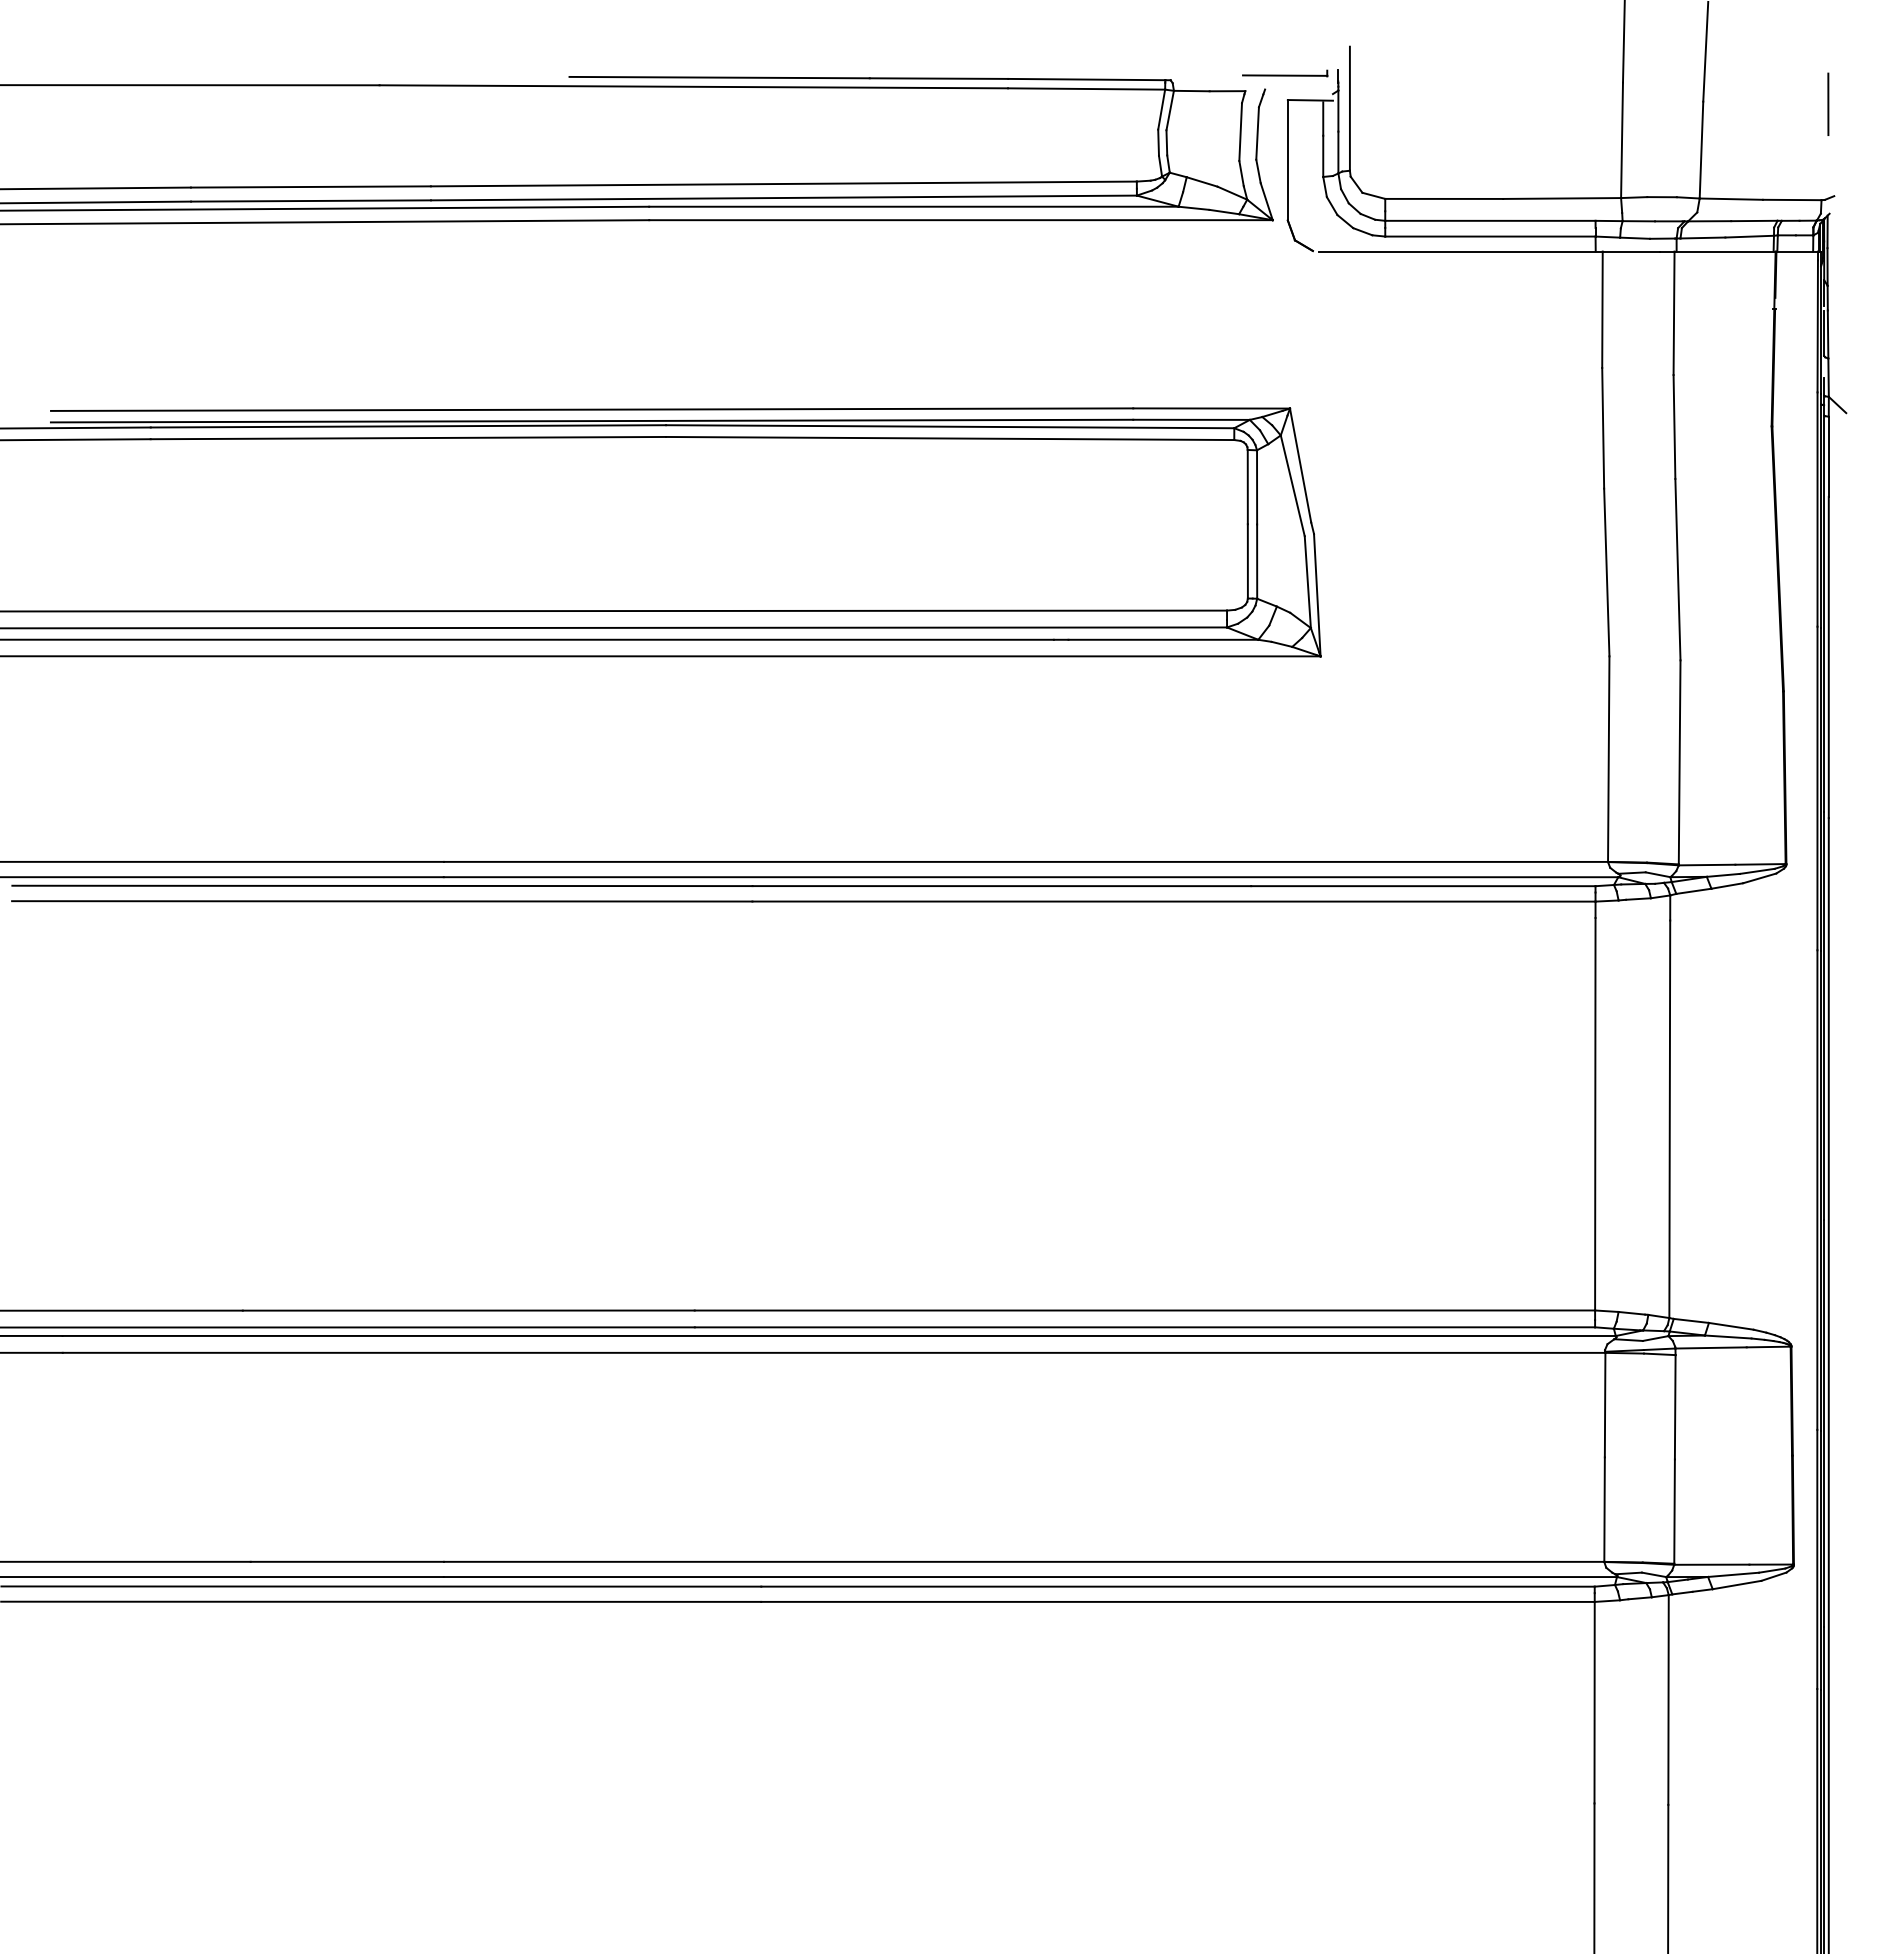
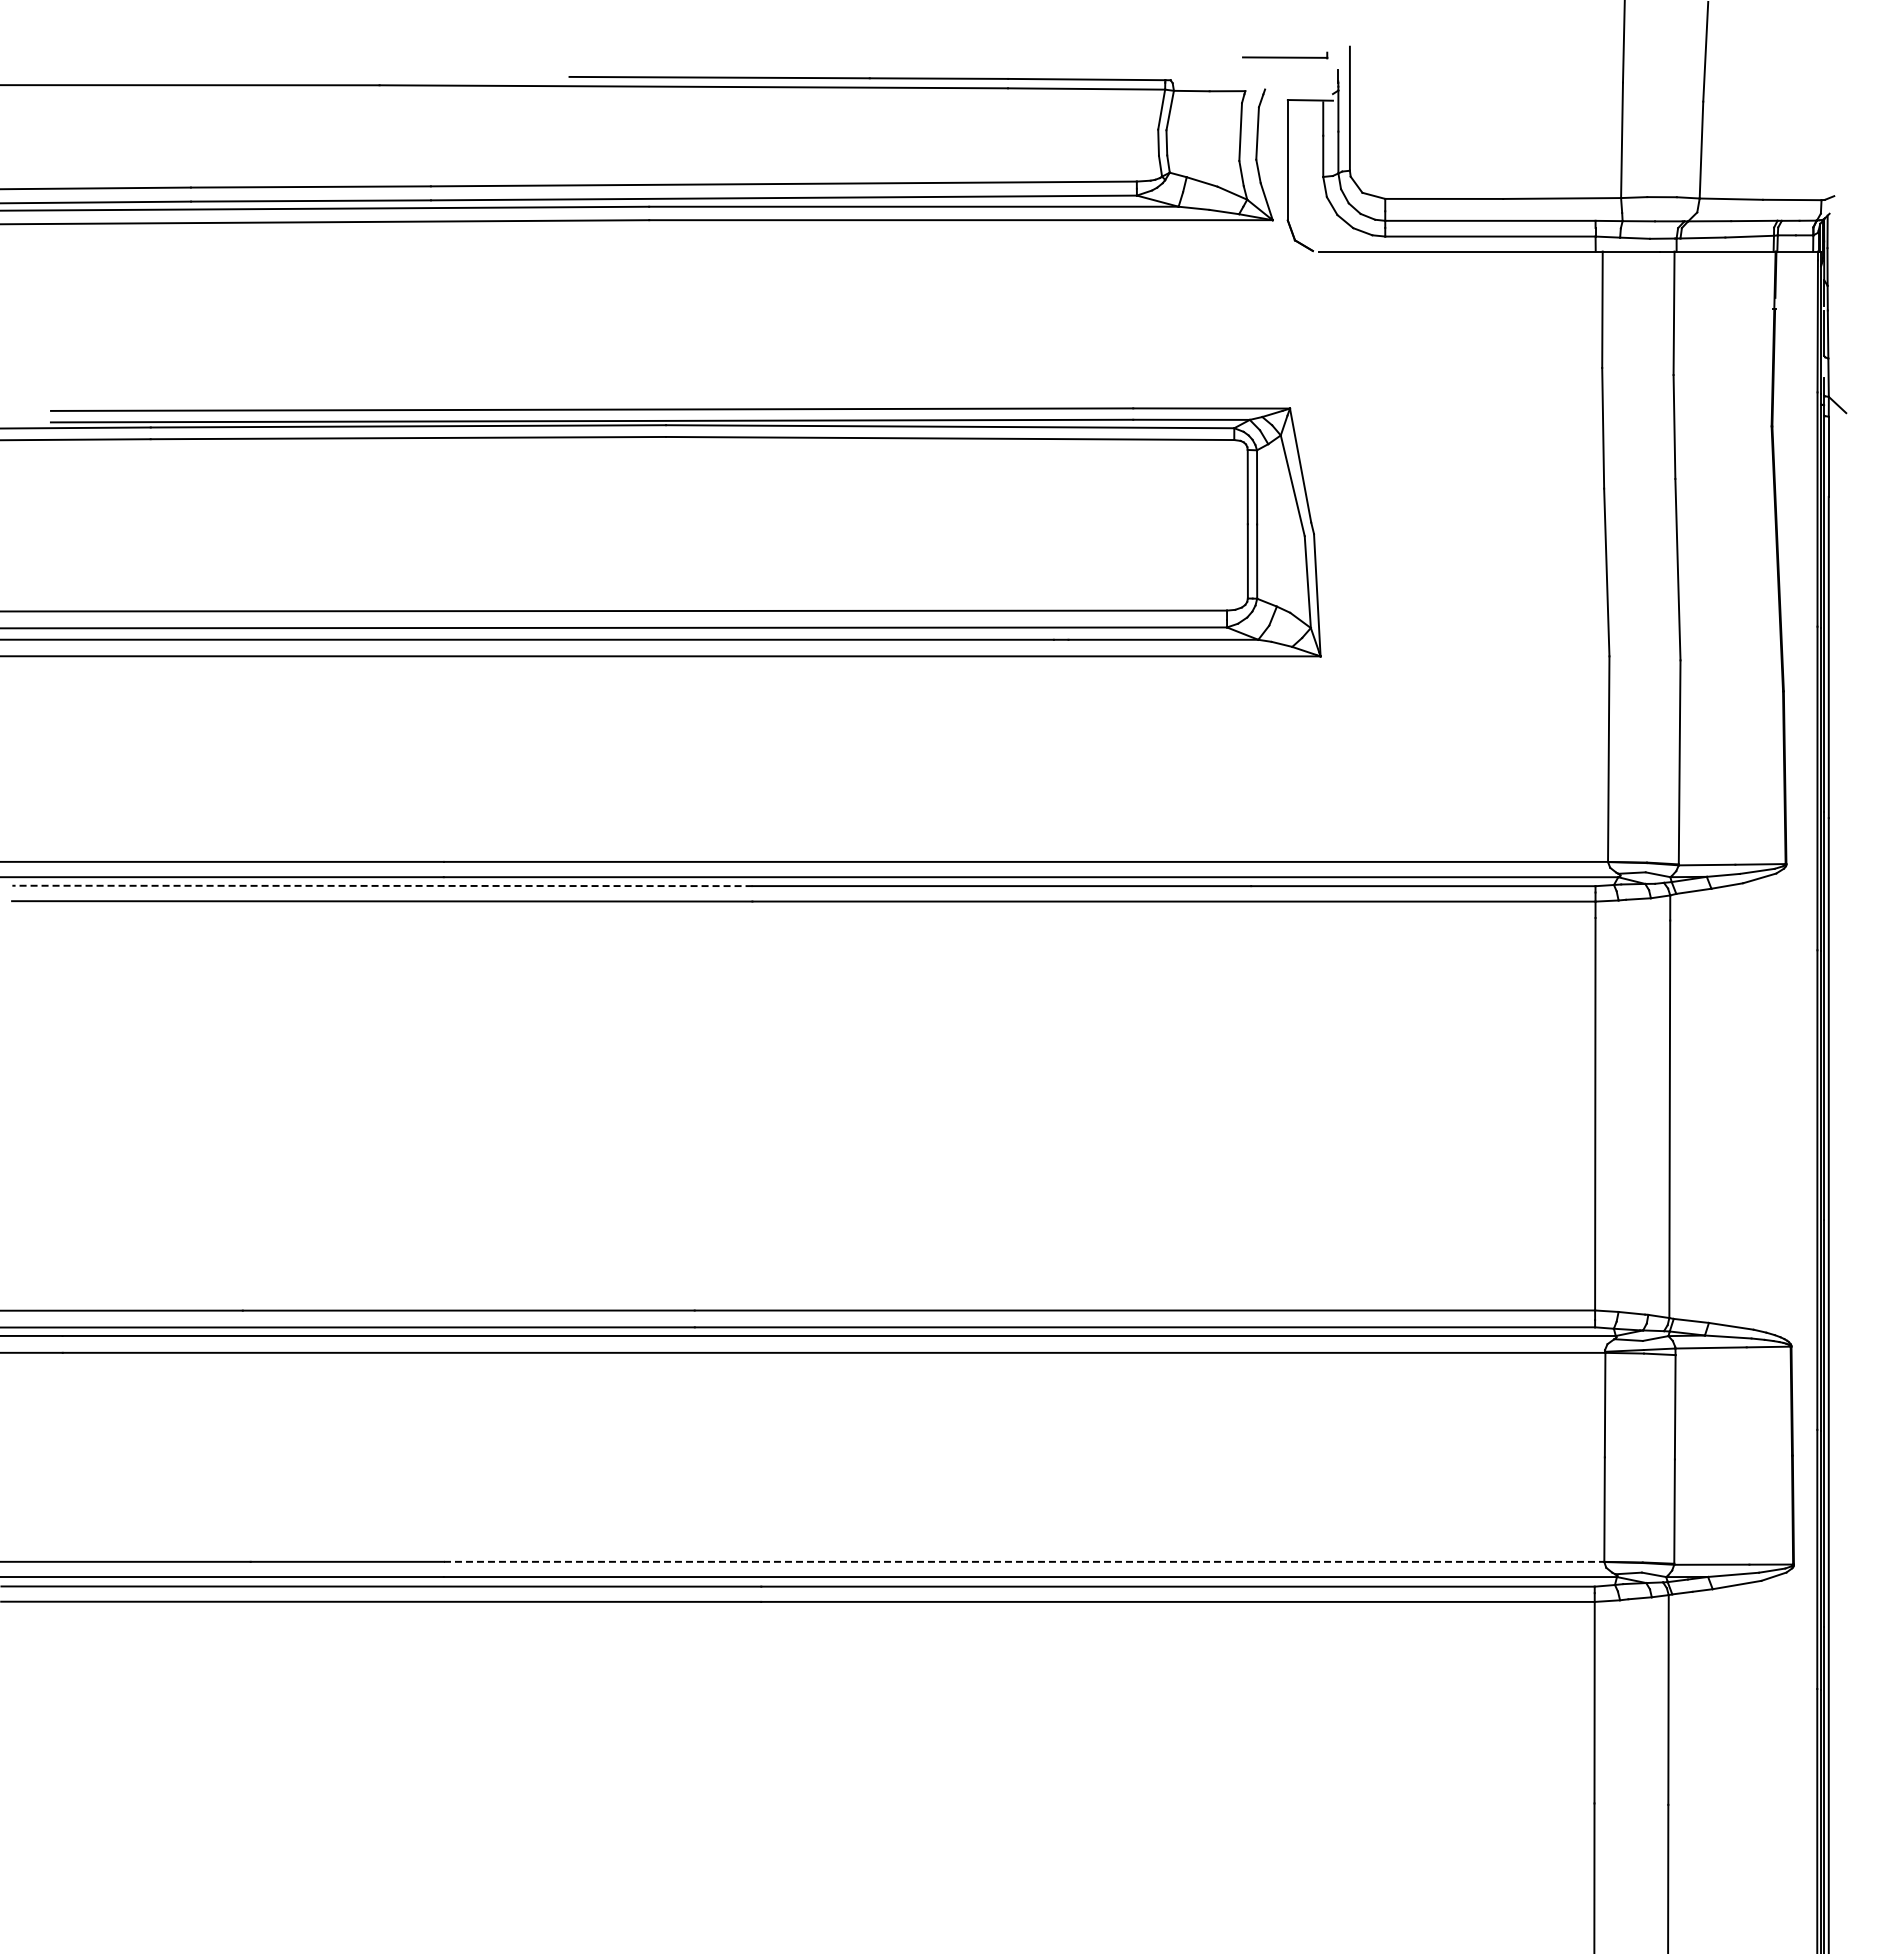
part position: (1285, 73) -> (1285, 55) (1285, 55)
line: present -> none (1828, 104)
line: solid -> dashed (381, 885)
line: solid -> dashed (1024, 1561)
